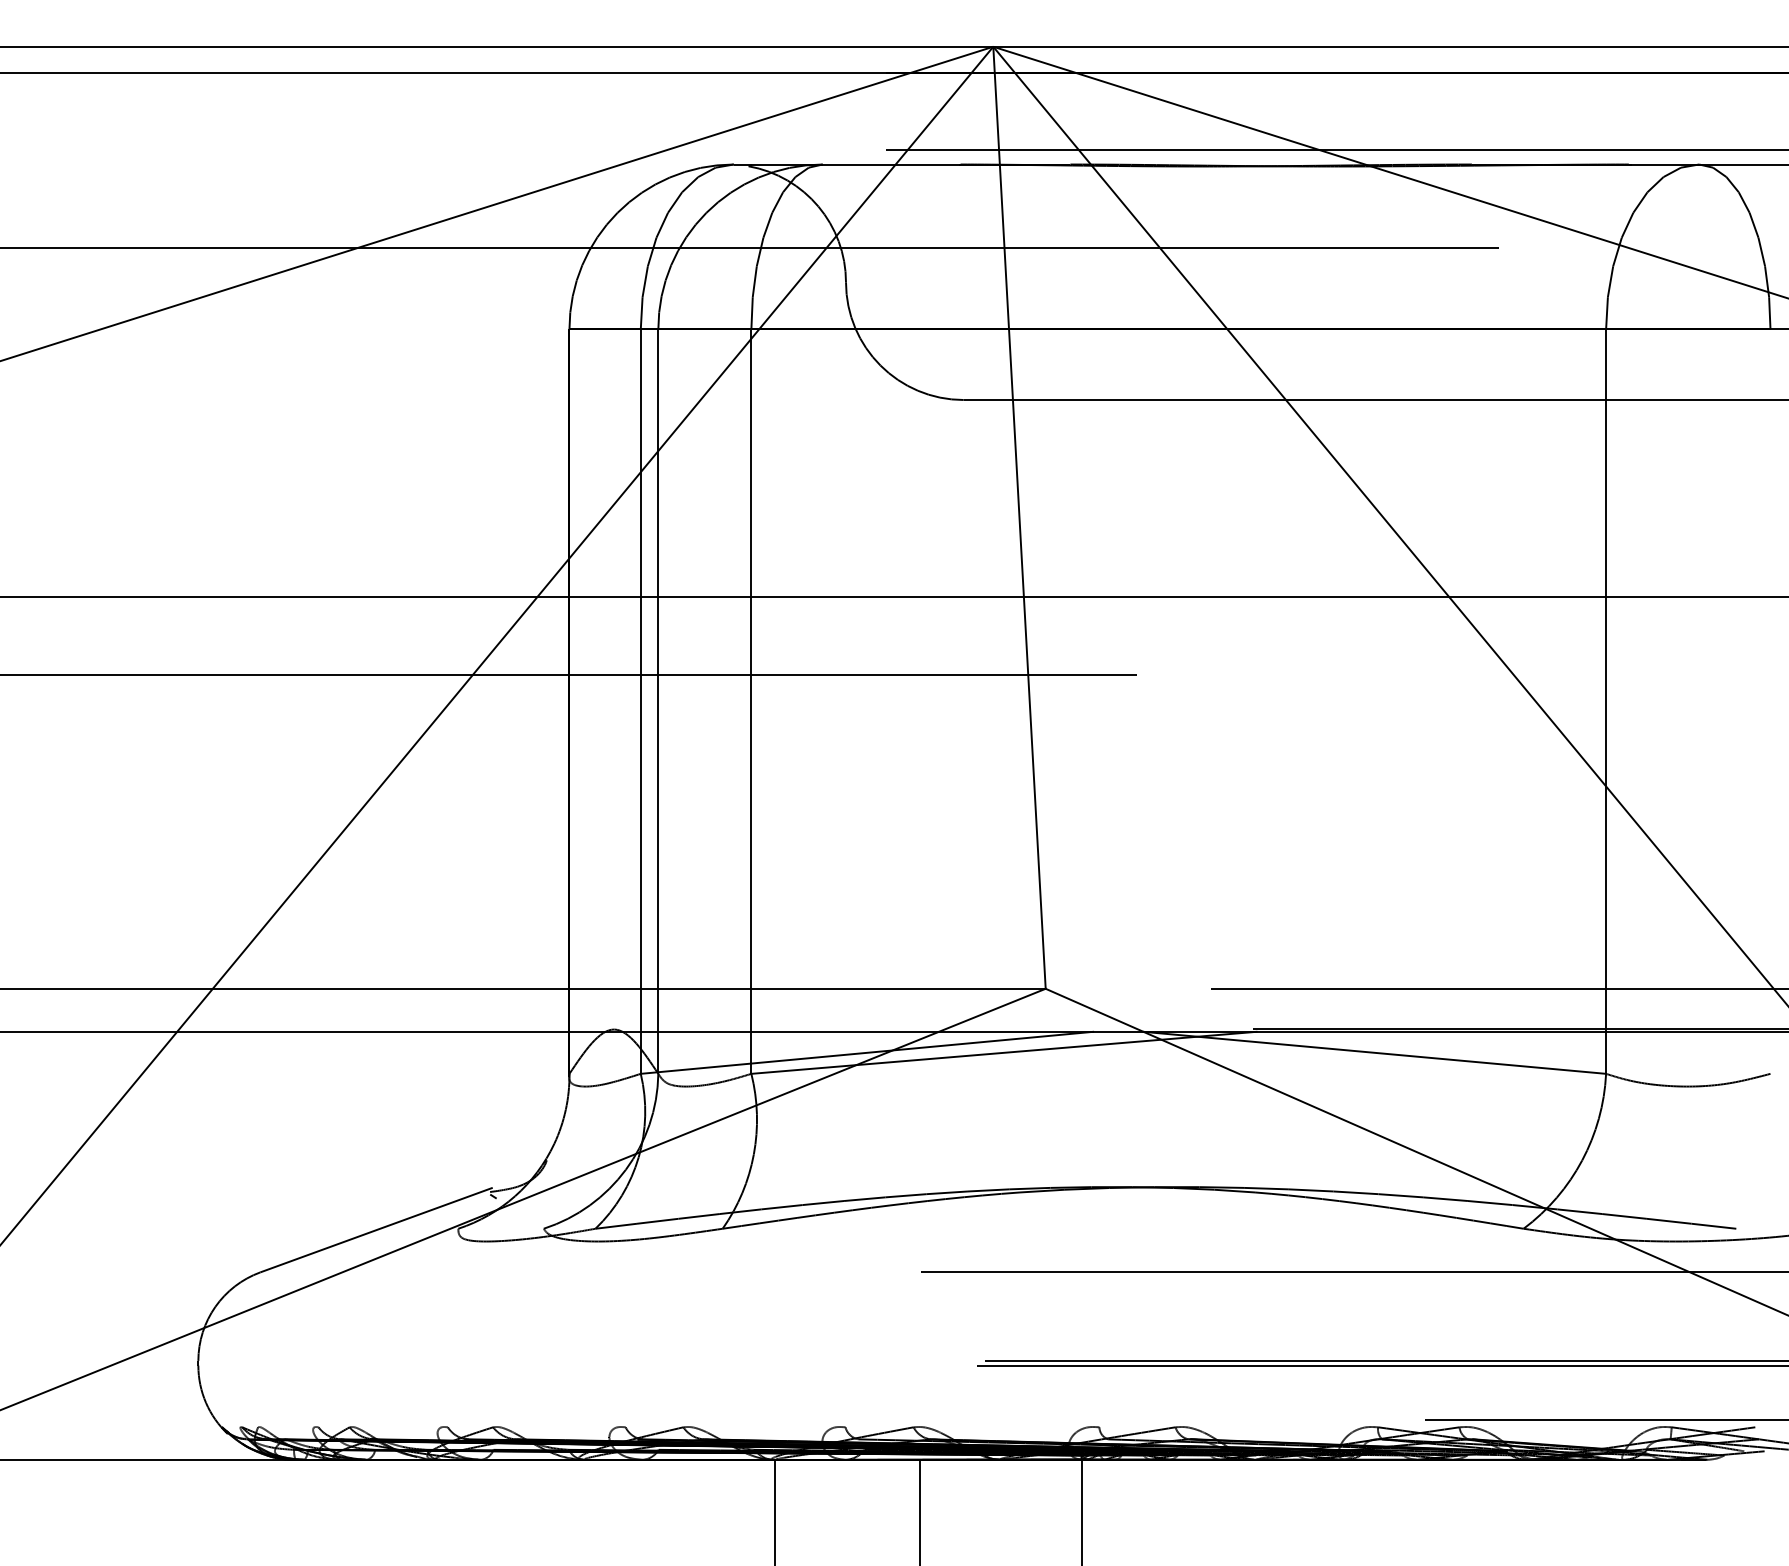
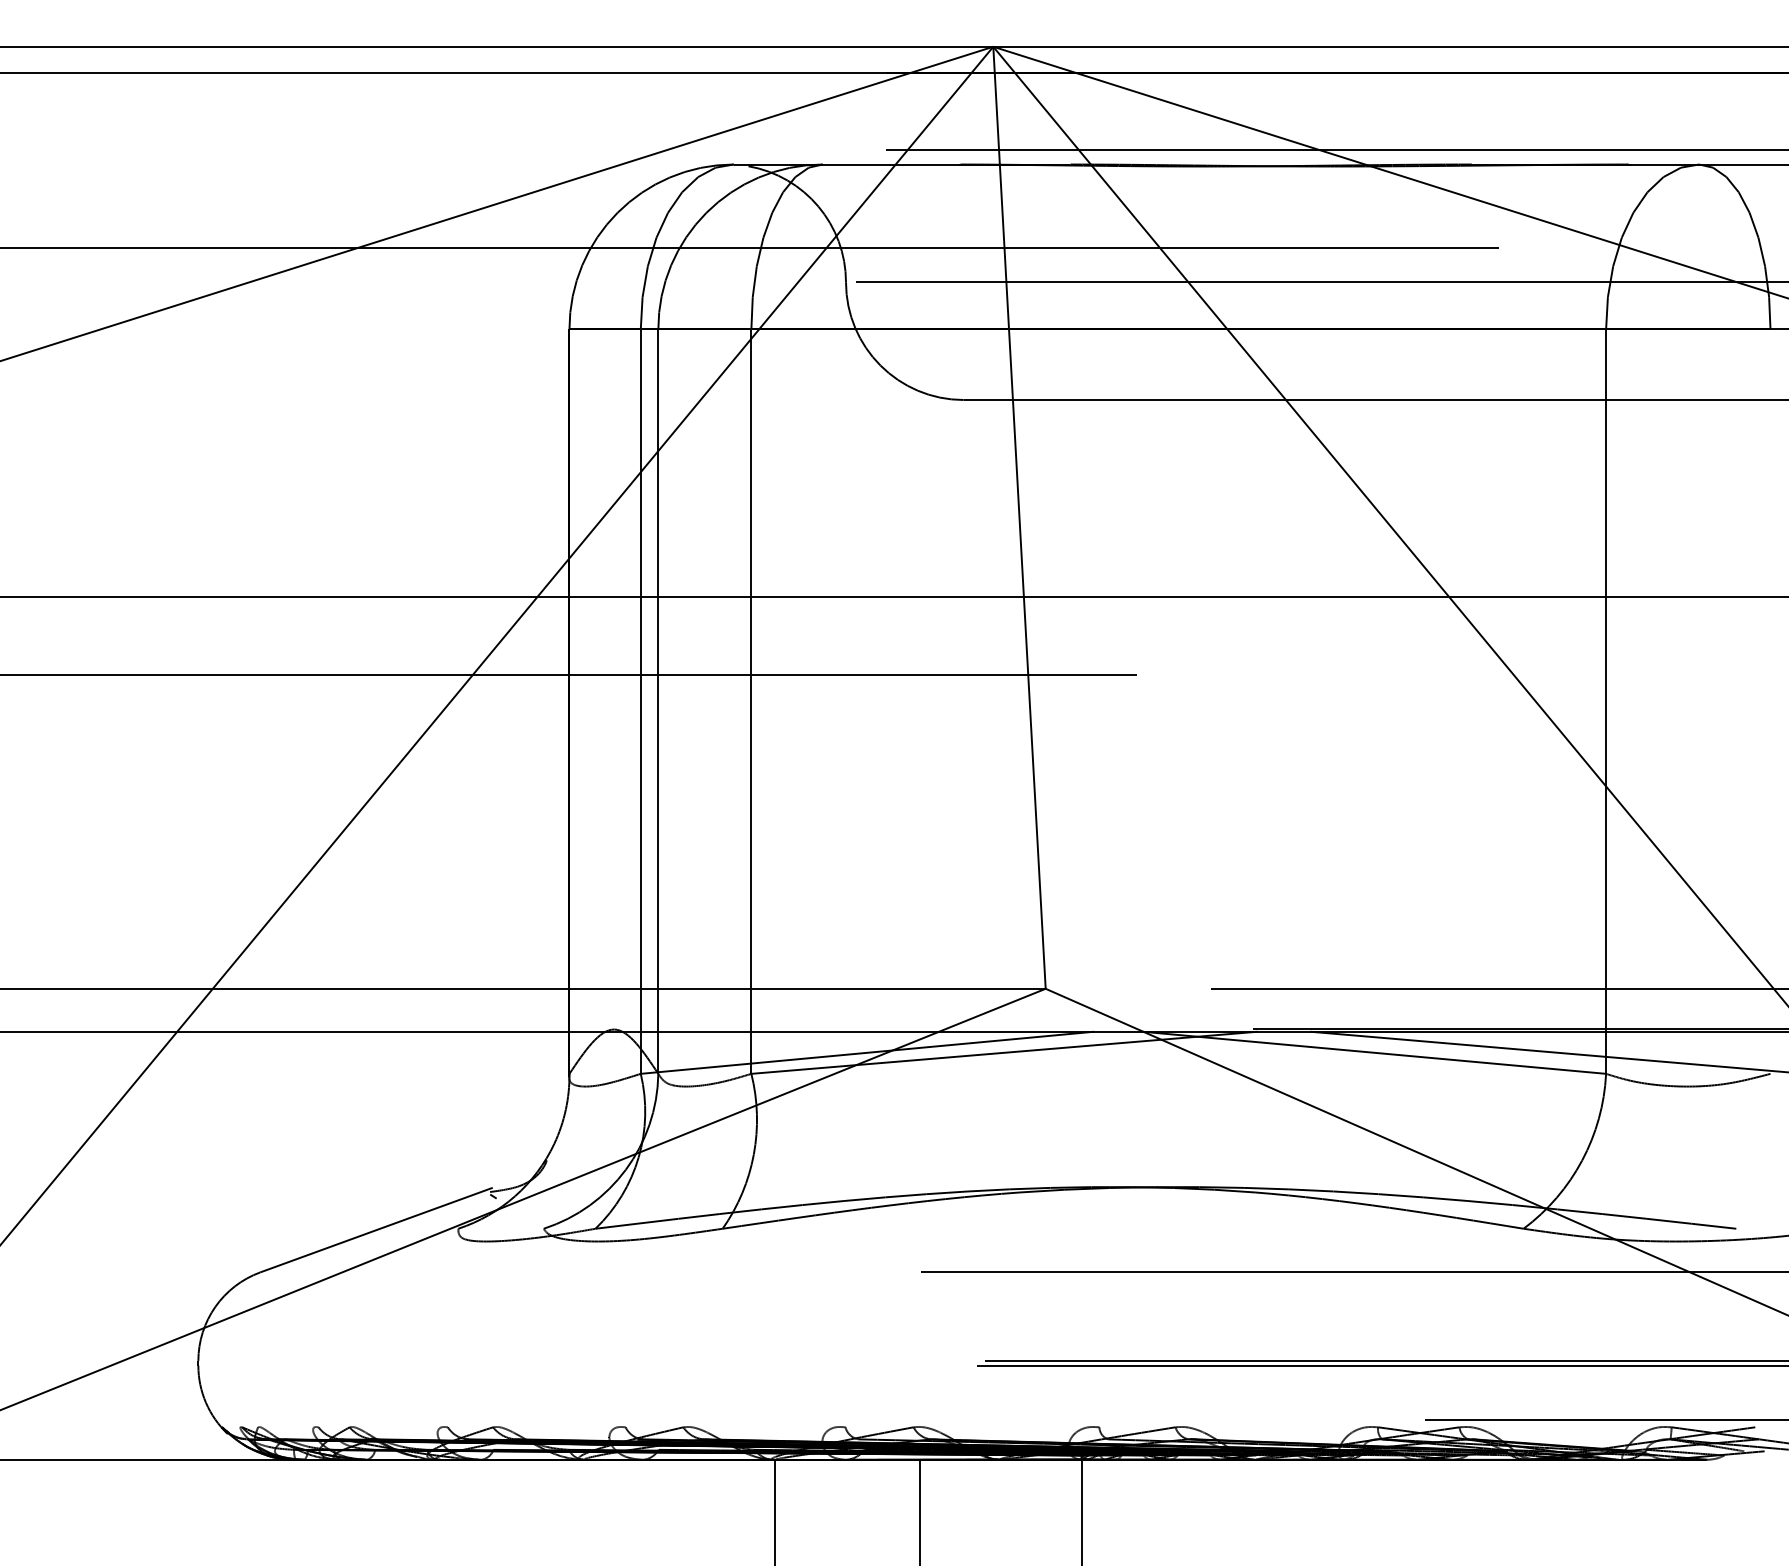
line: none -> present (1320, 282)
line: none -> present (1547, 1051)
